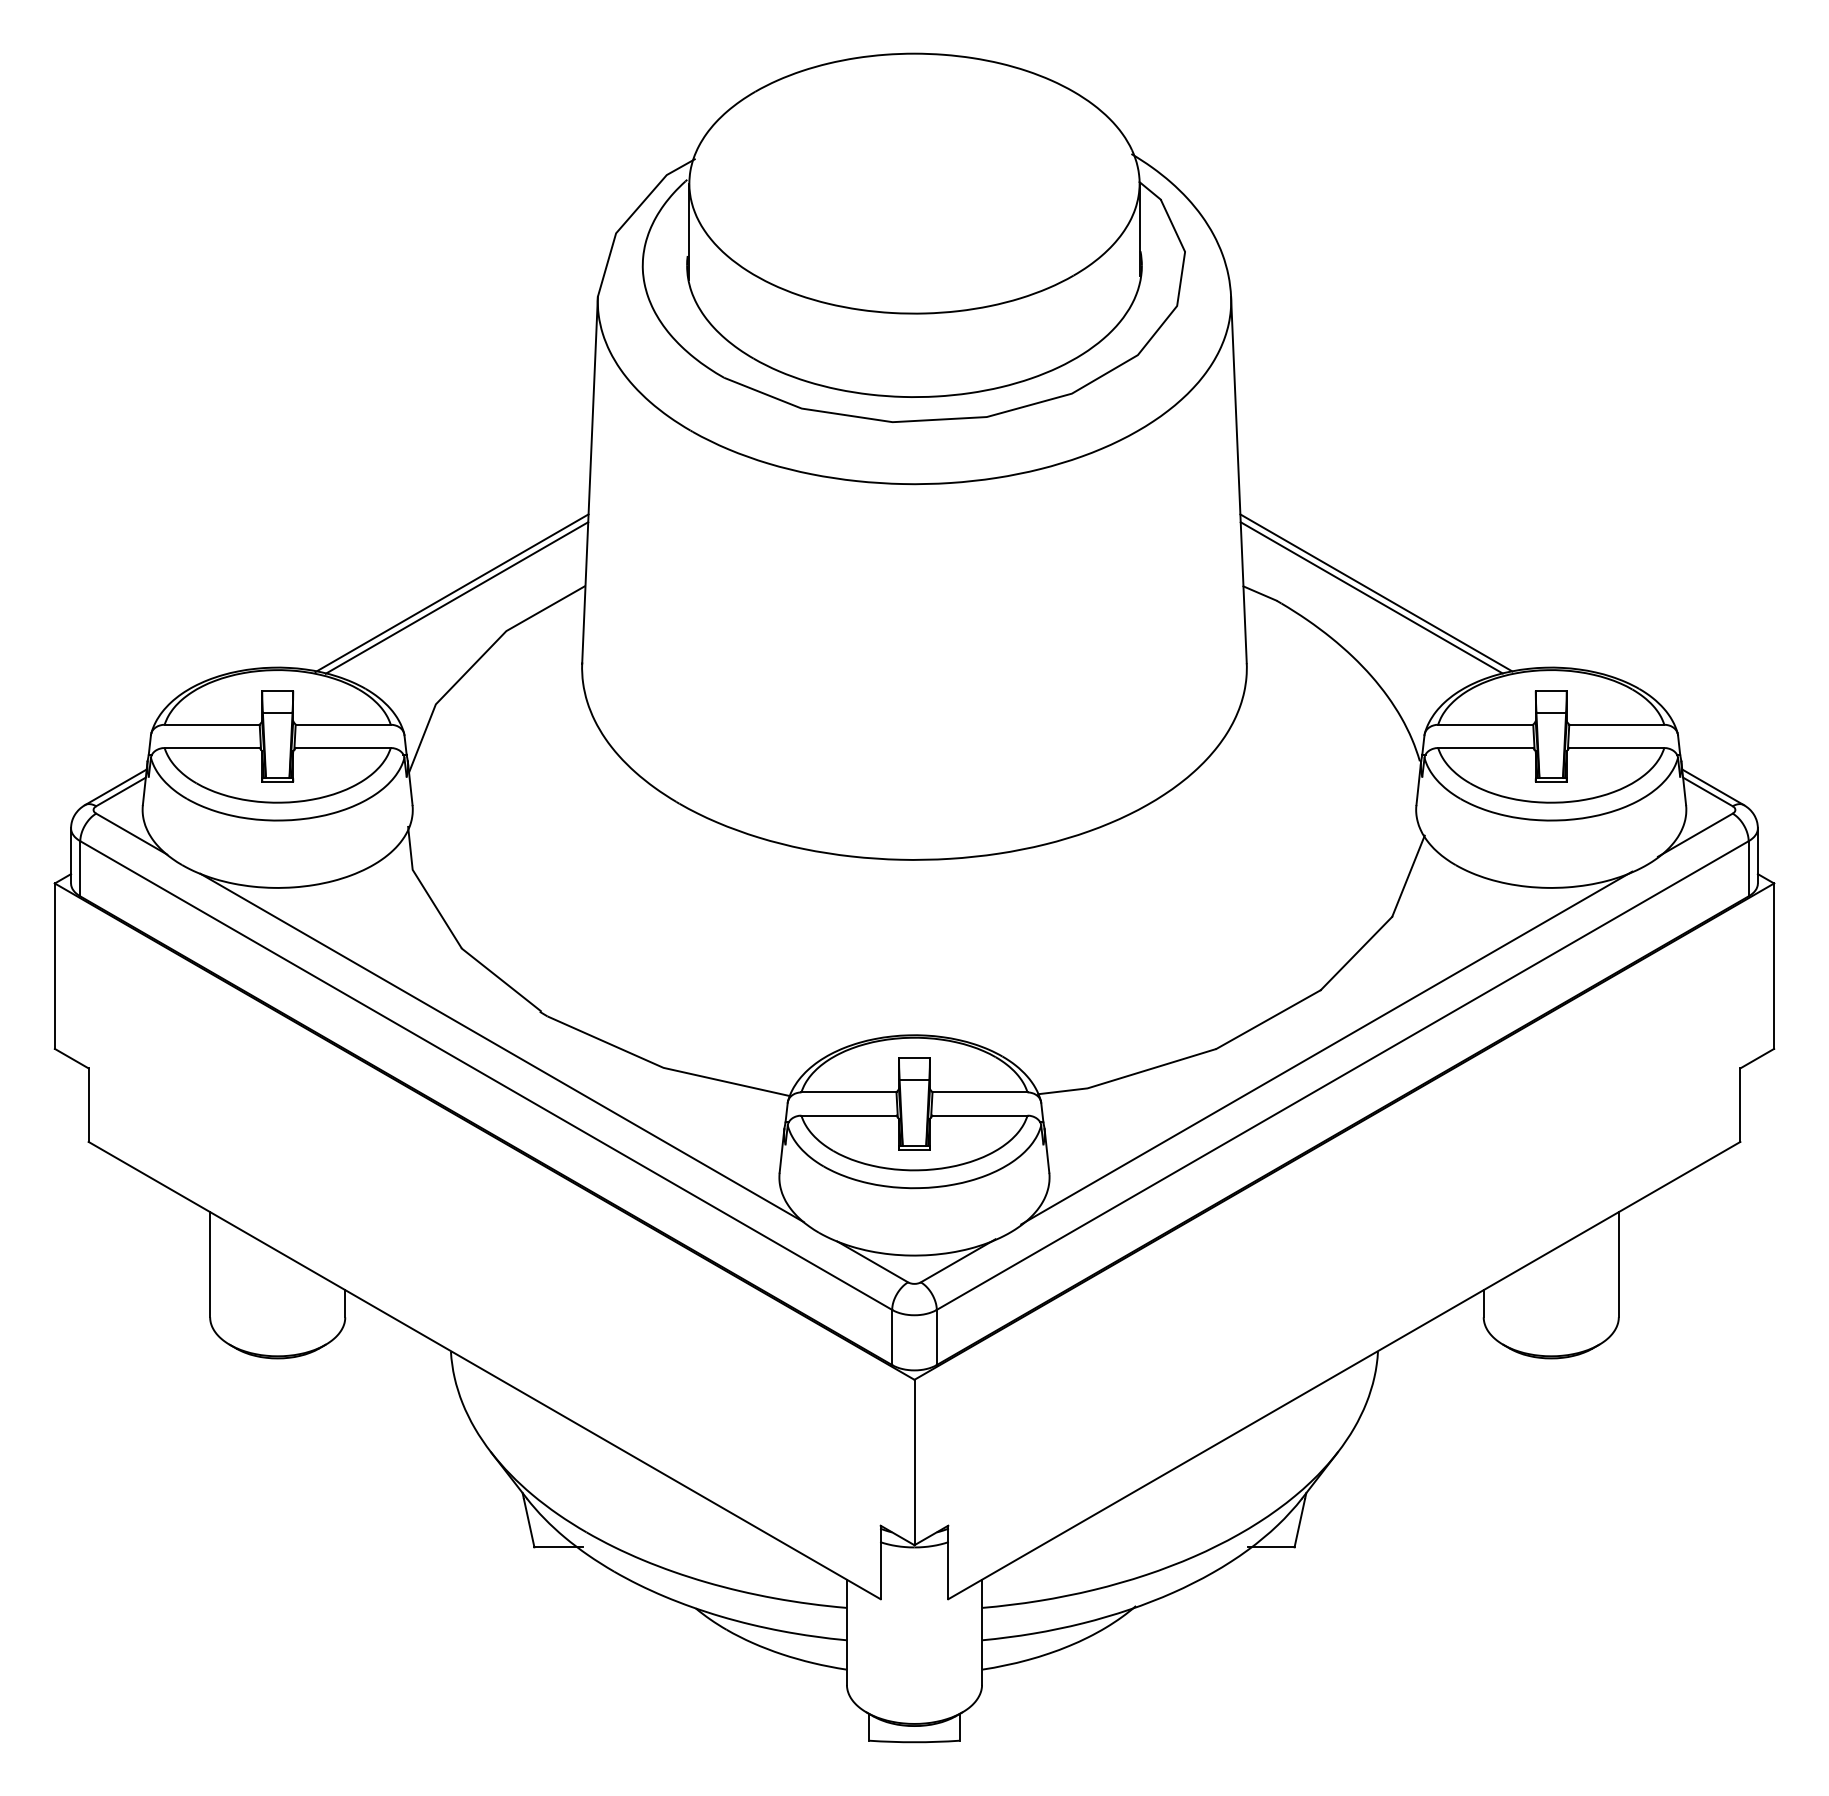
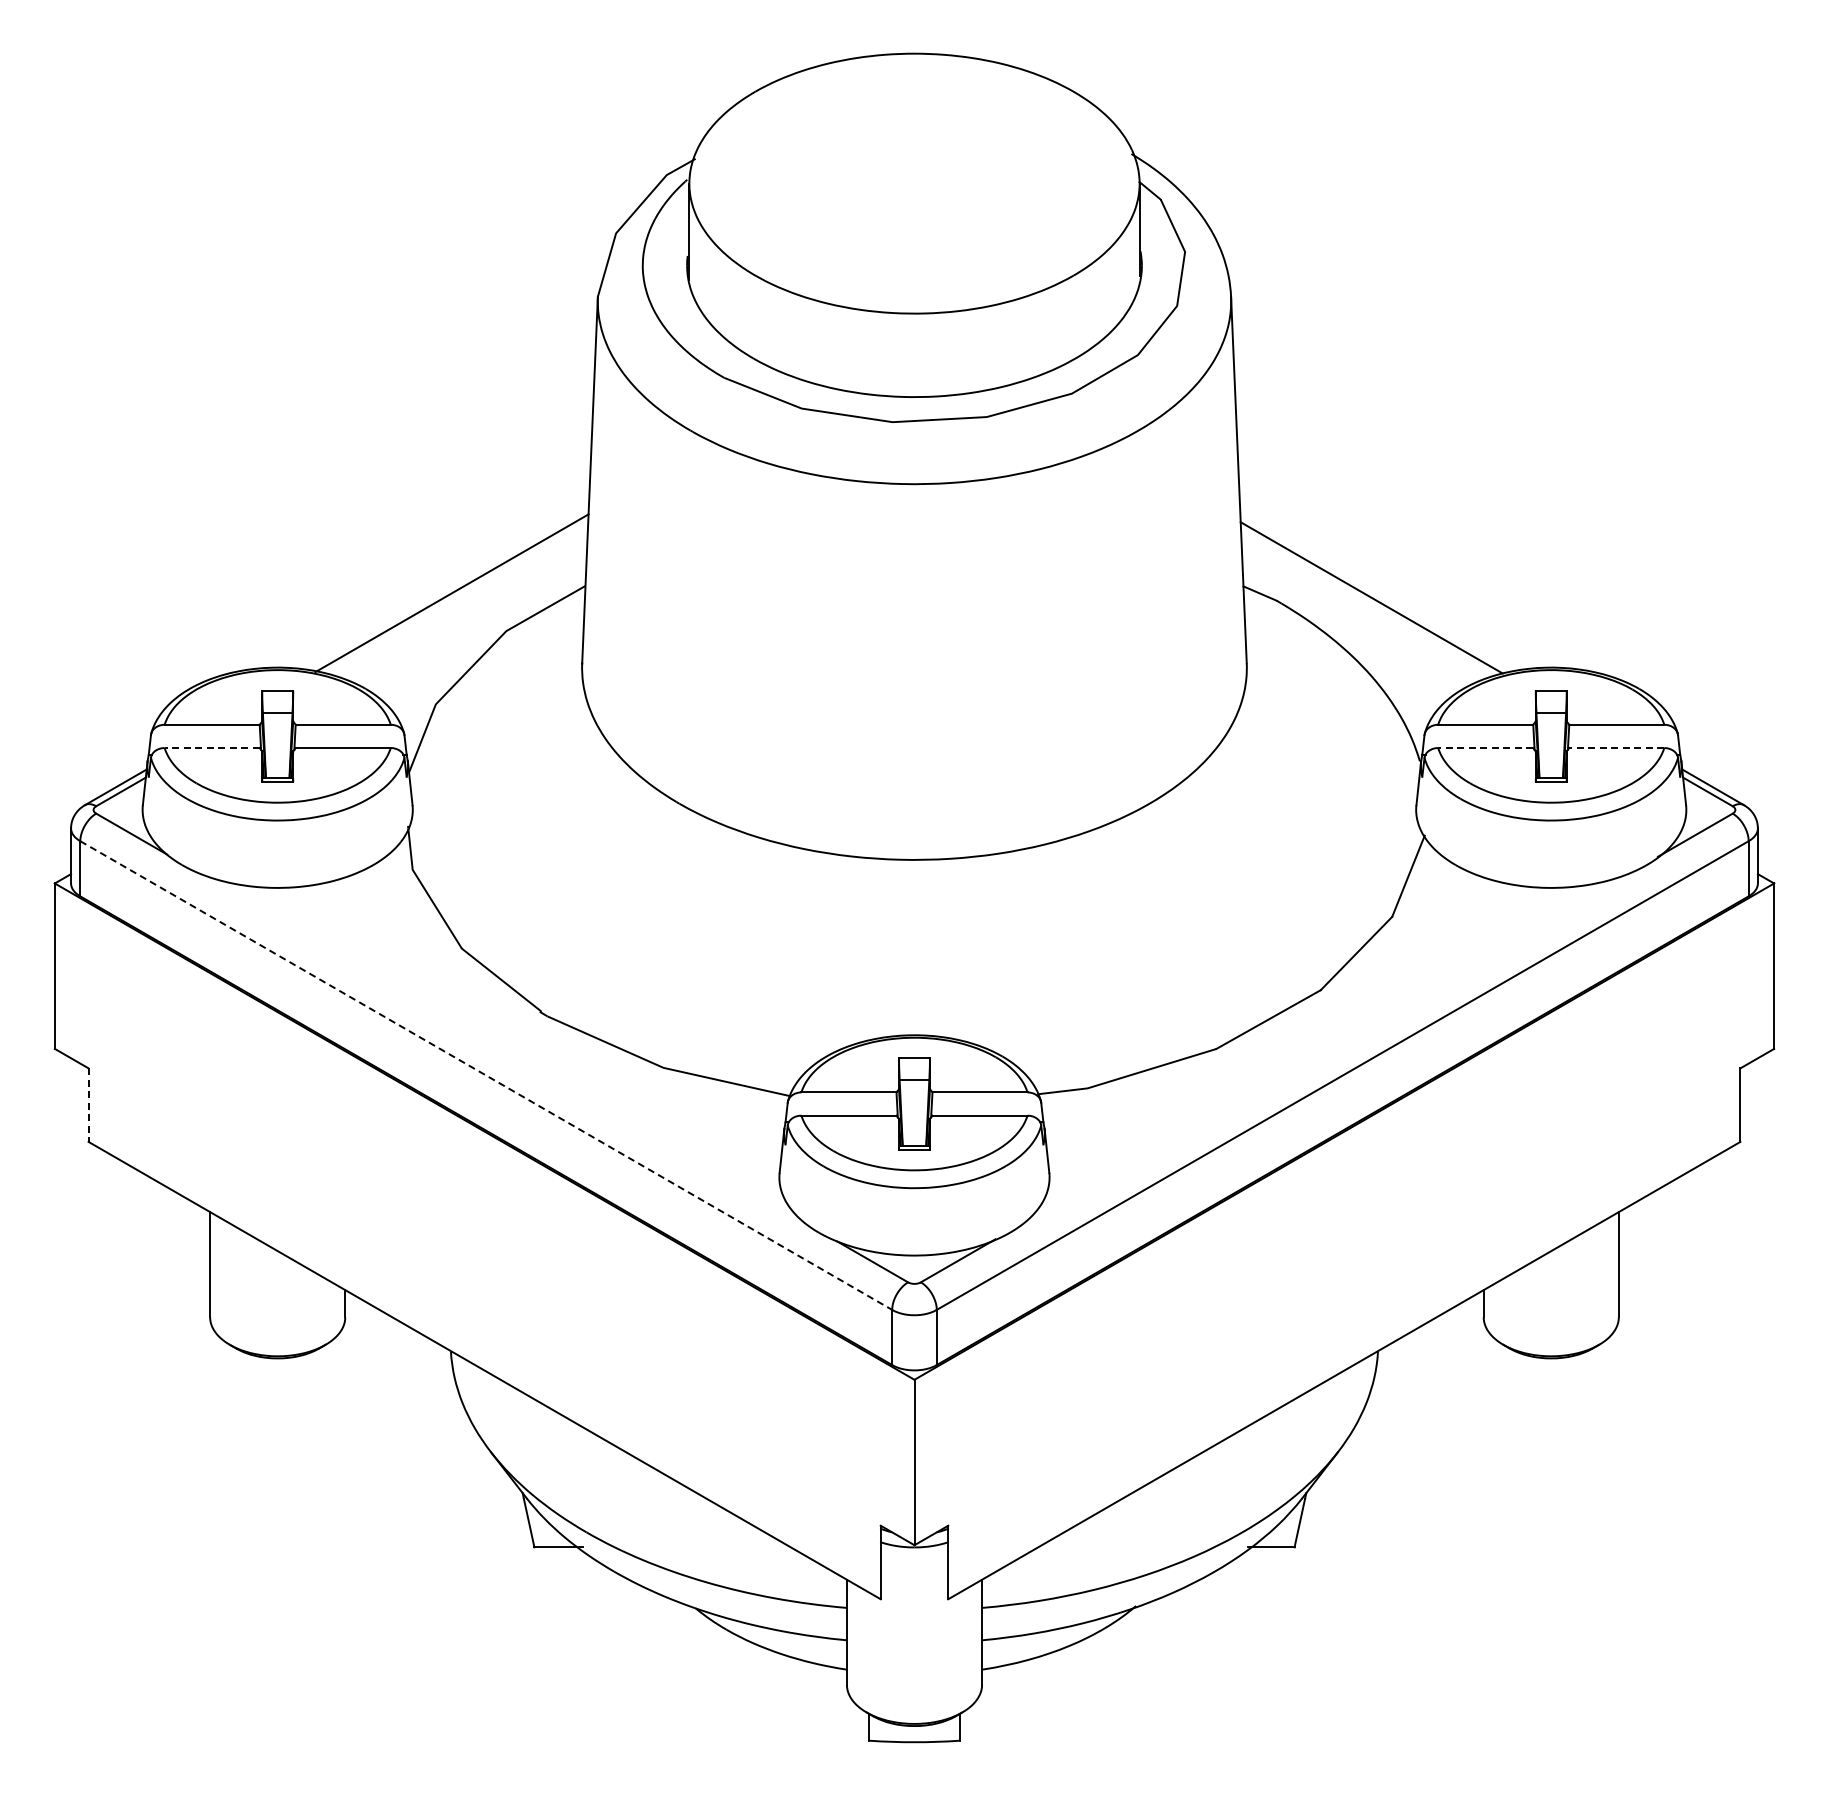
line: present -> none (1376, 592)
line: present -> none (456, 597)
line: solid -> dashed (212, 748)
line: solid -> dashed (1485, 748)
line: solid -> dashed (1616, 748)
line: present -> none (502, 1047)
line: present -> none (1326, 1047)
line: solid -> dashed (486, 1075)
line: solid -> dashed (88, 1105)
